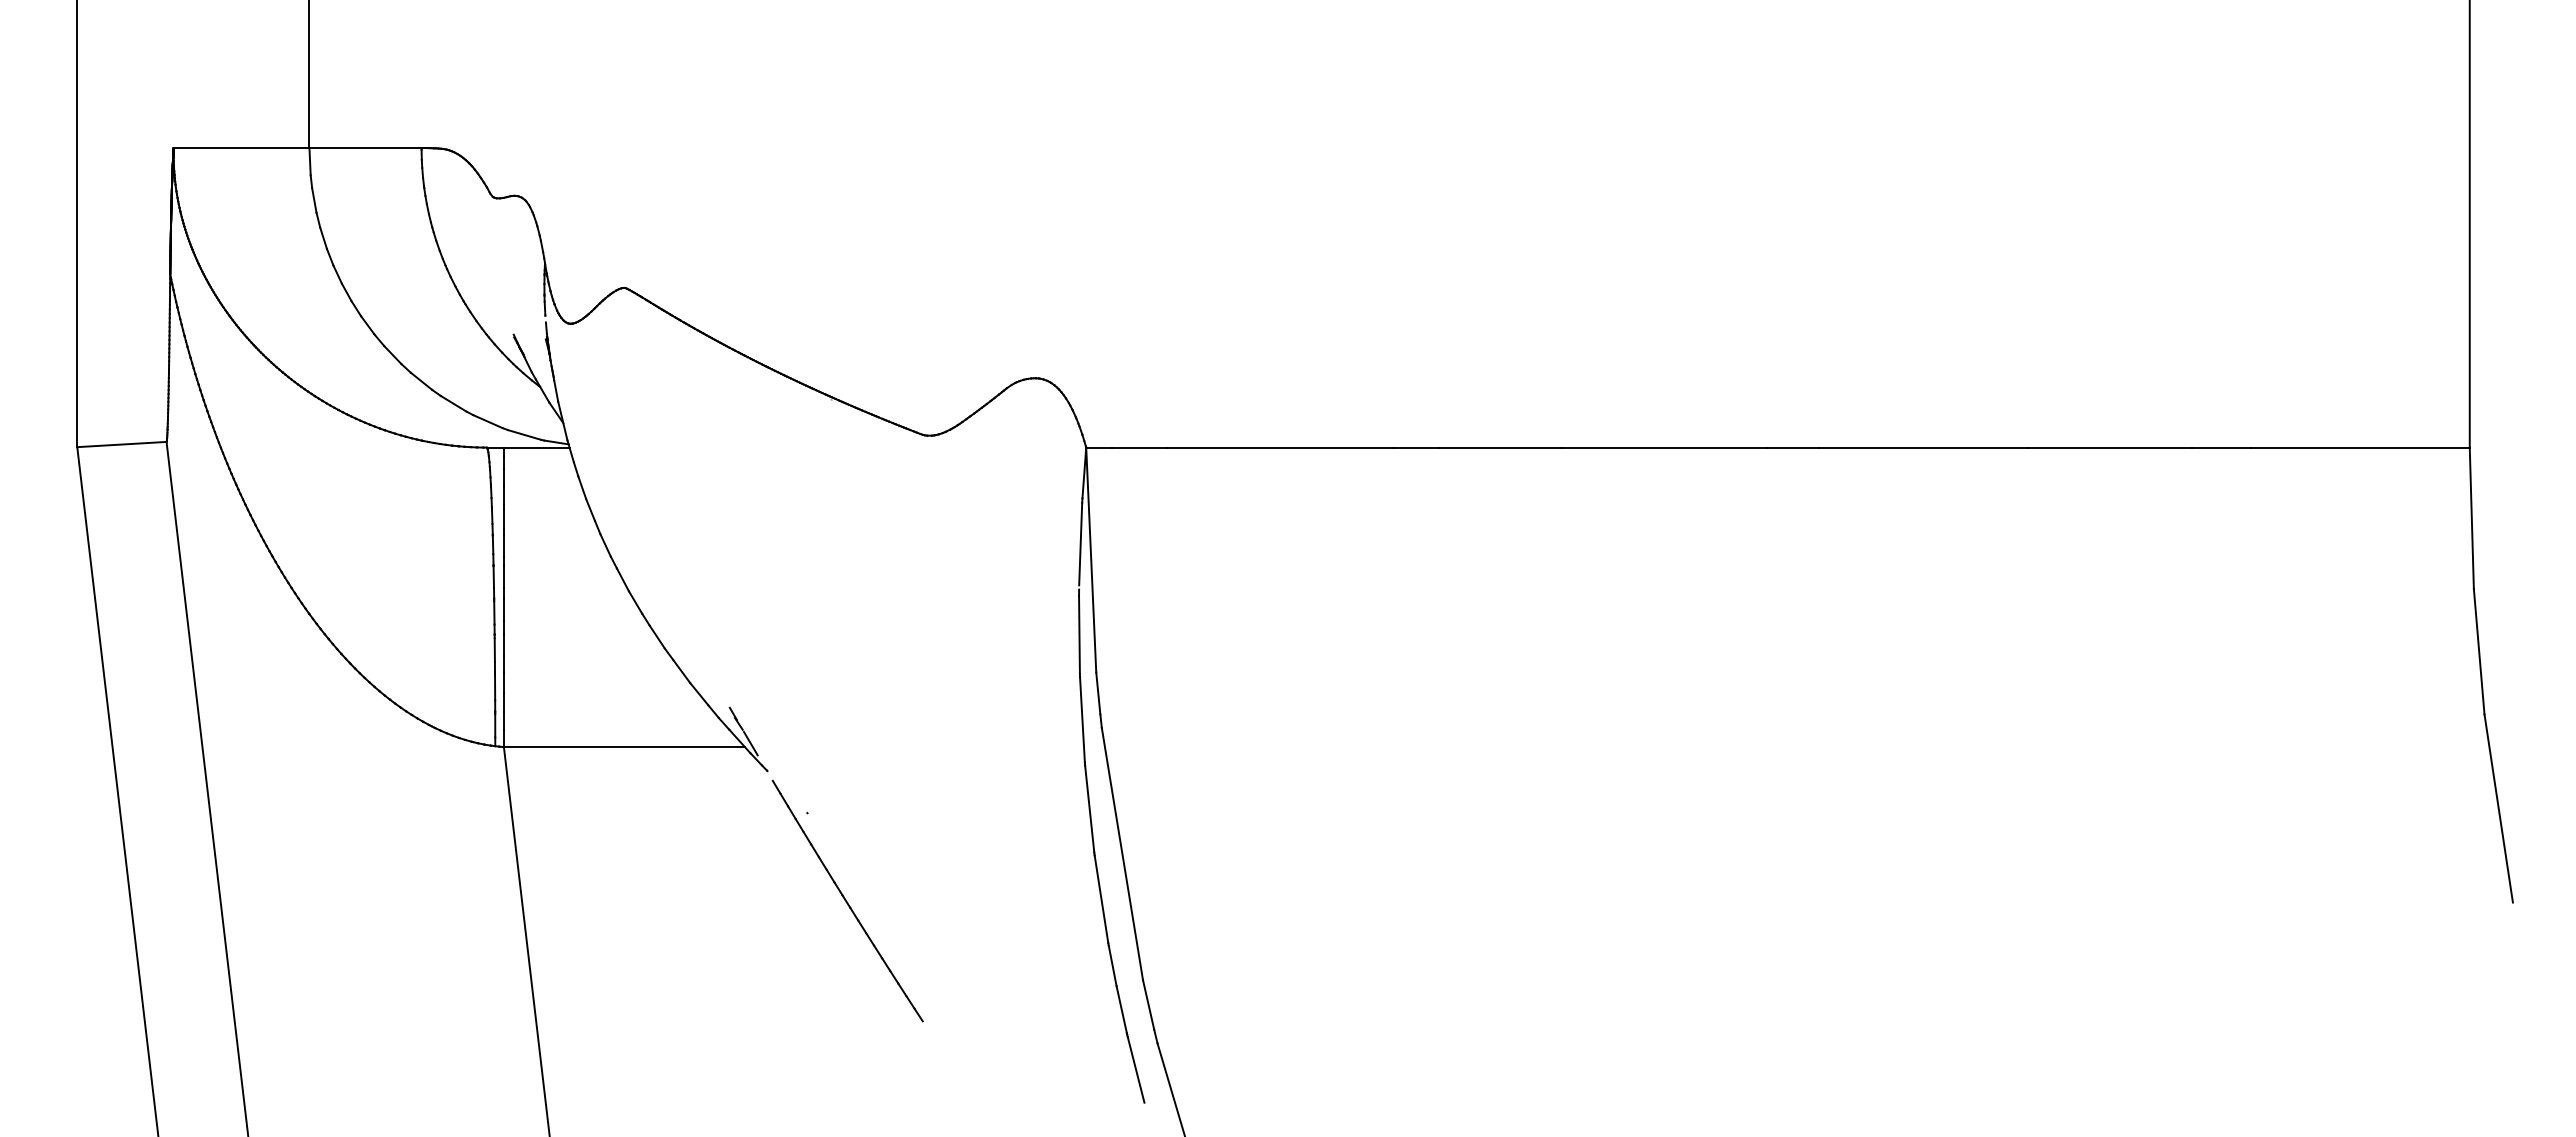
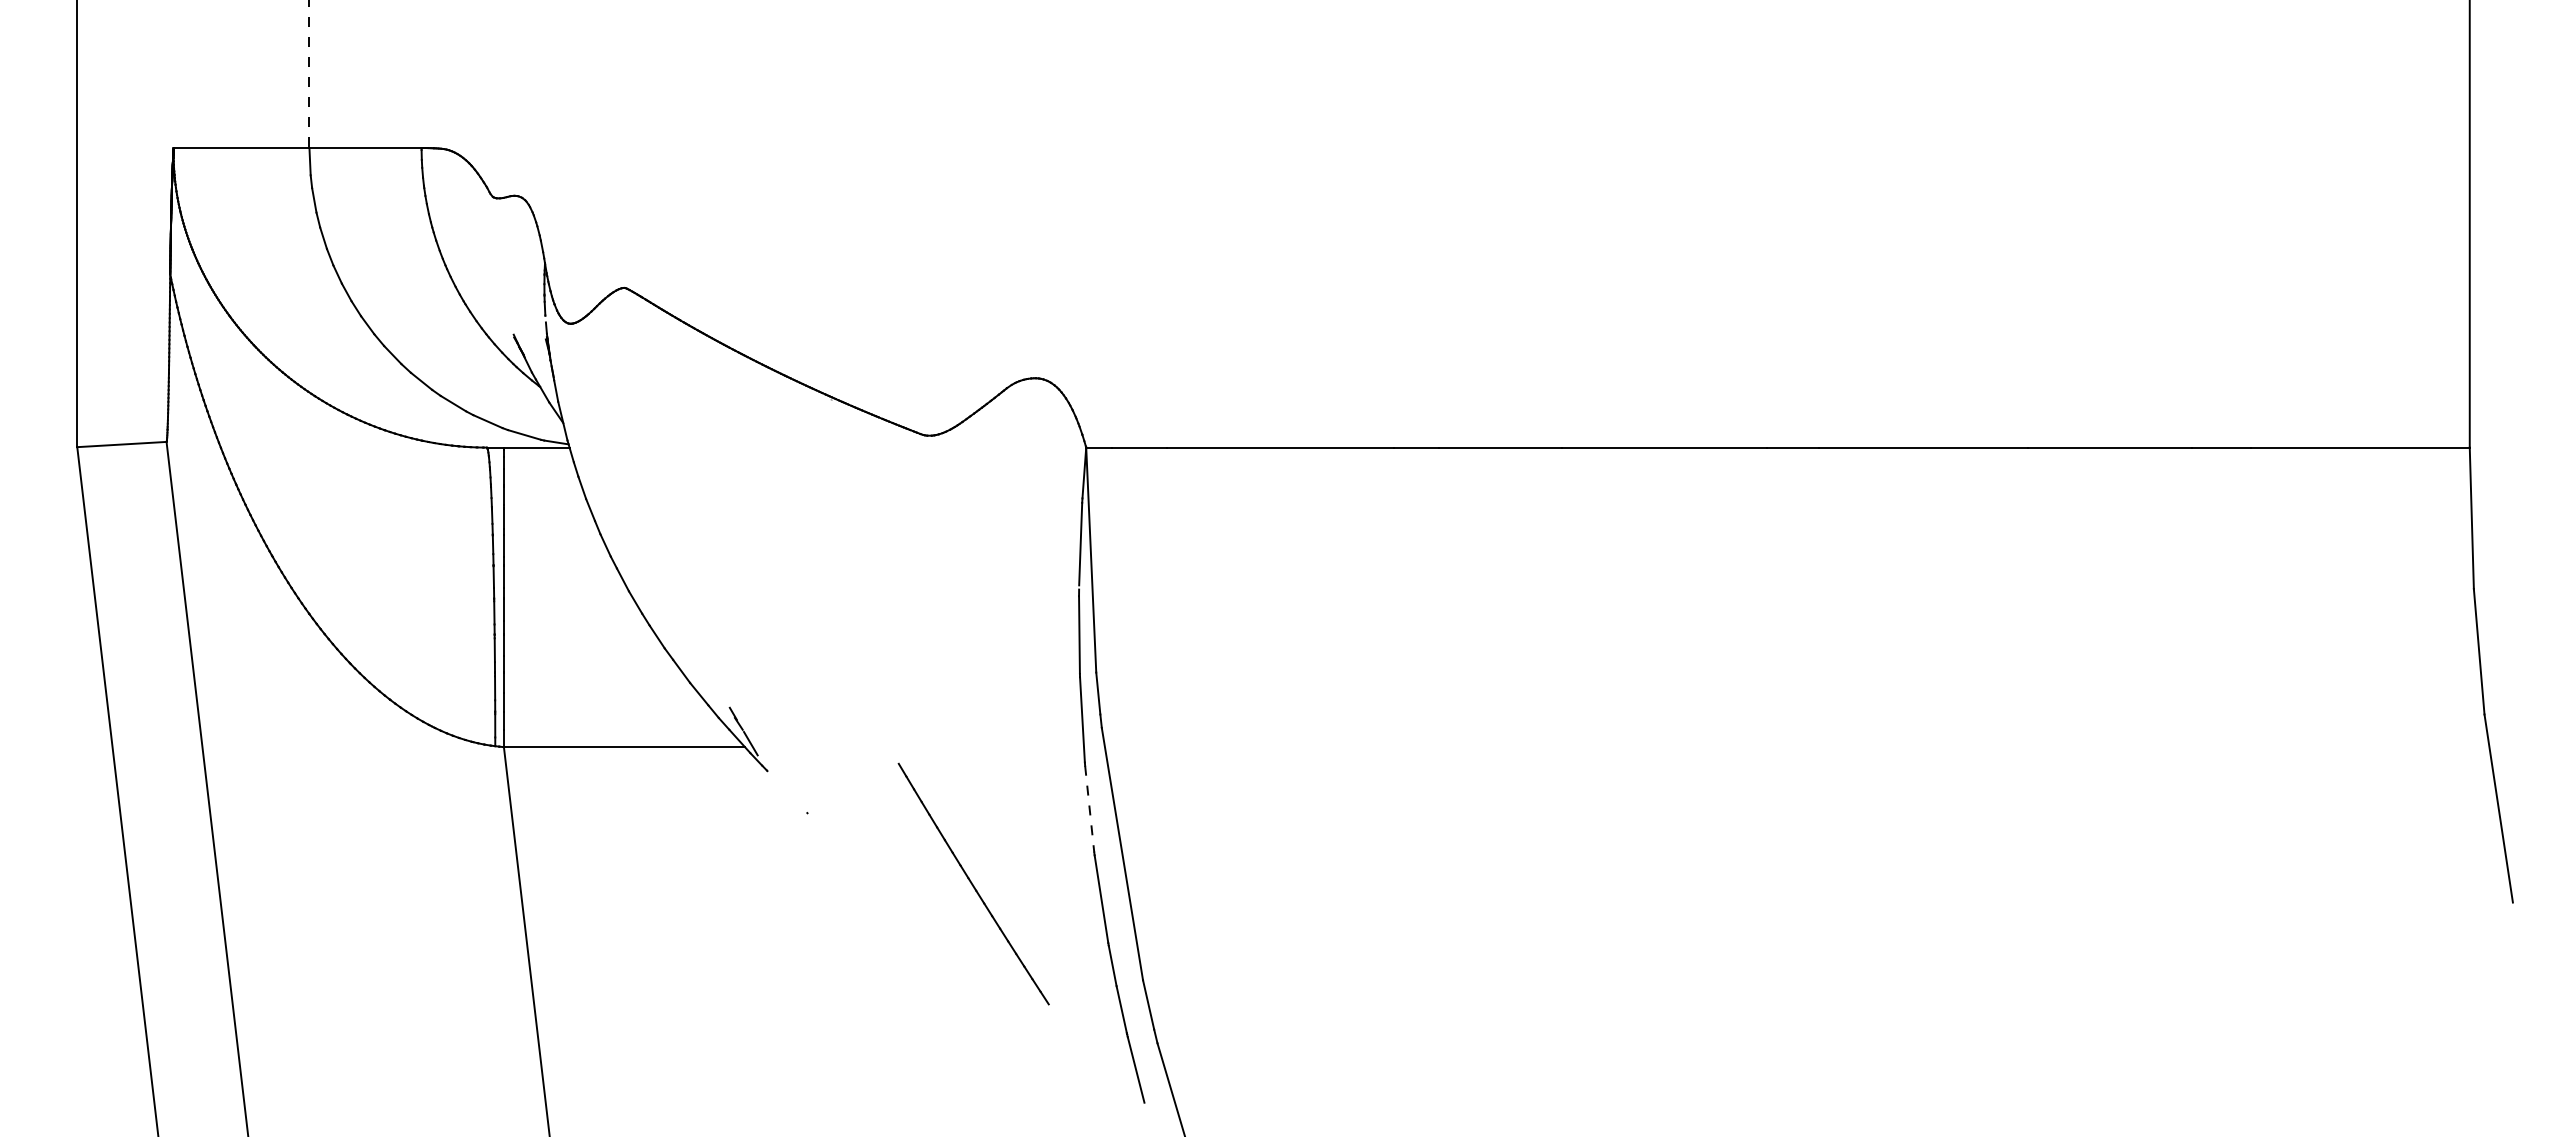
line: solid -> dashed (309, 74)
line: solid -> dashed (1089, 809)
part position: (847, 900) -> (973, 883) (973, 883)
